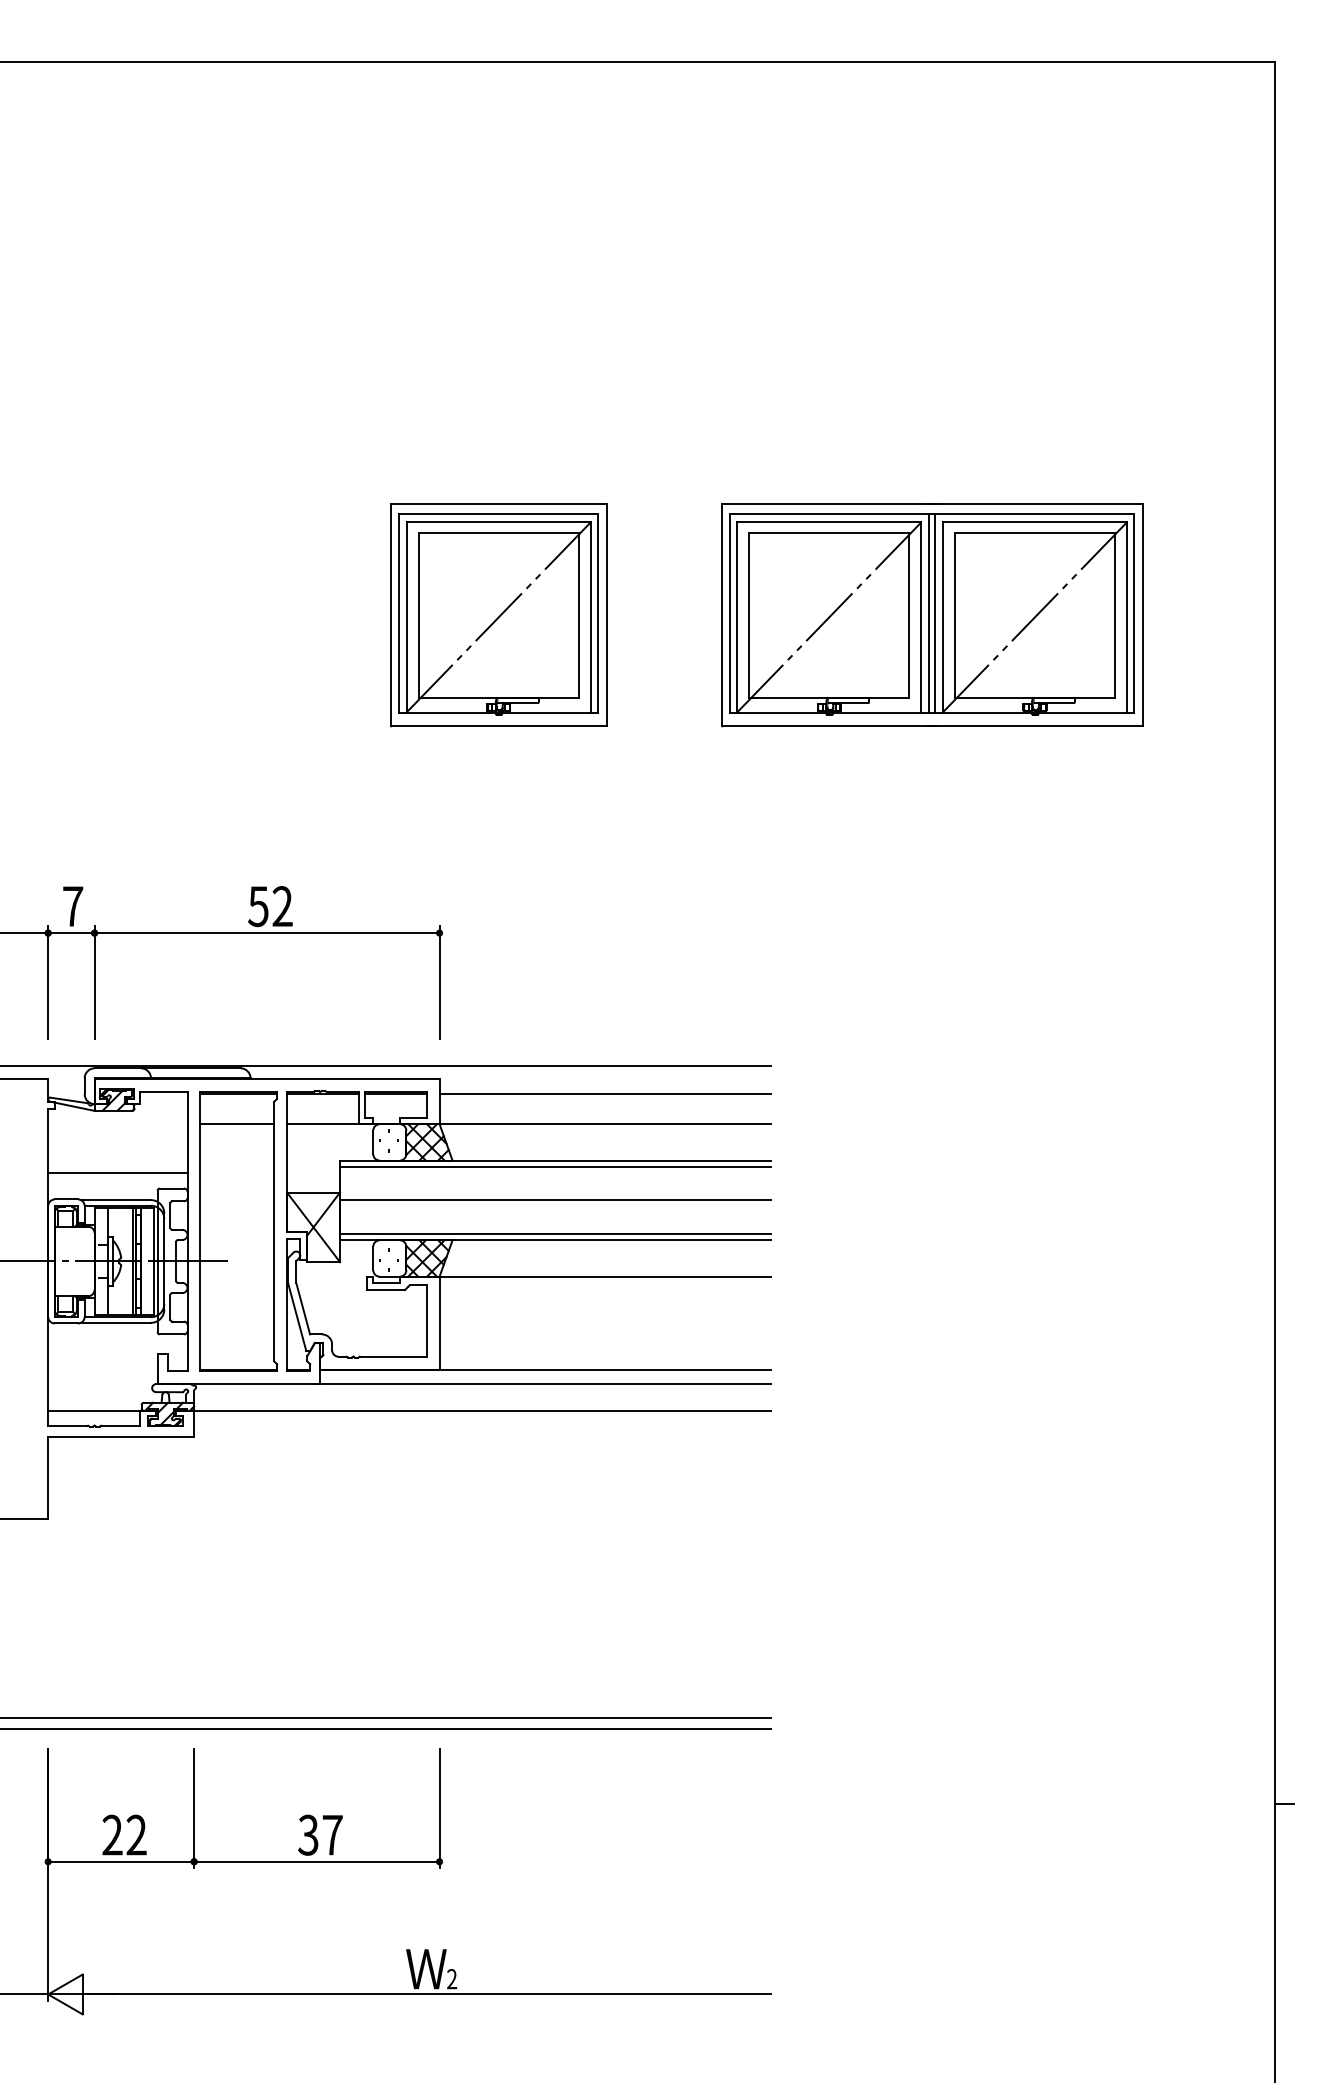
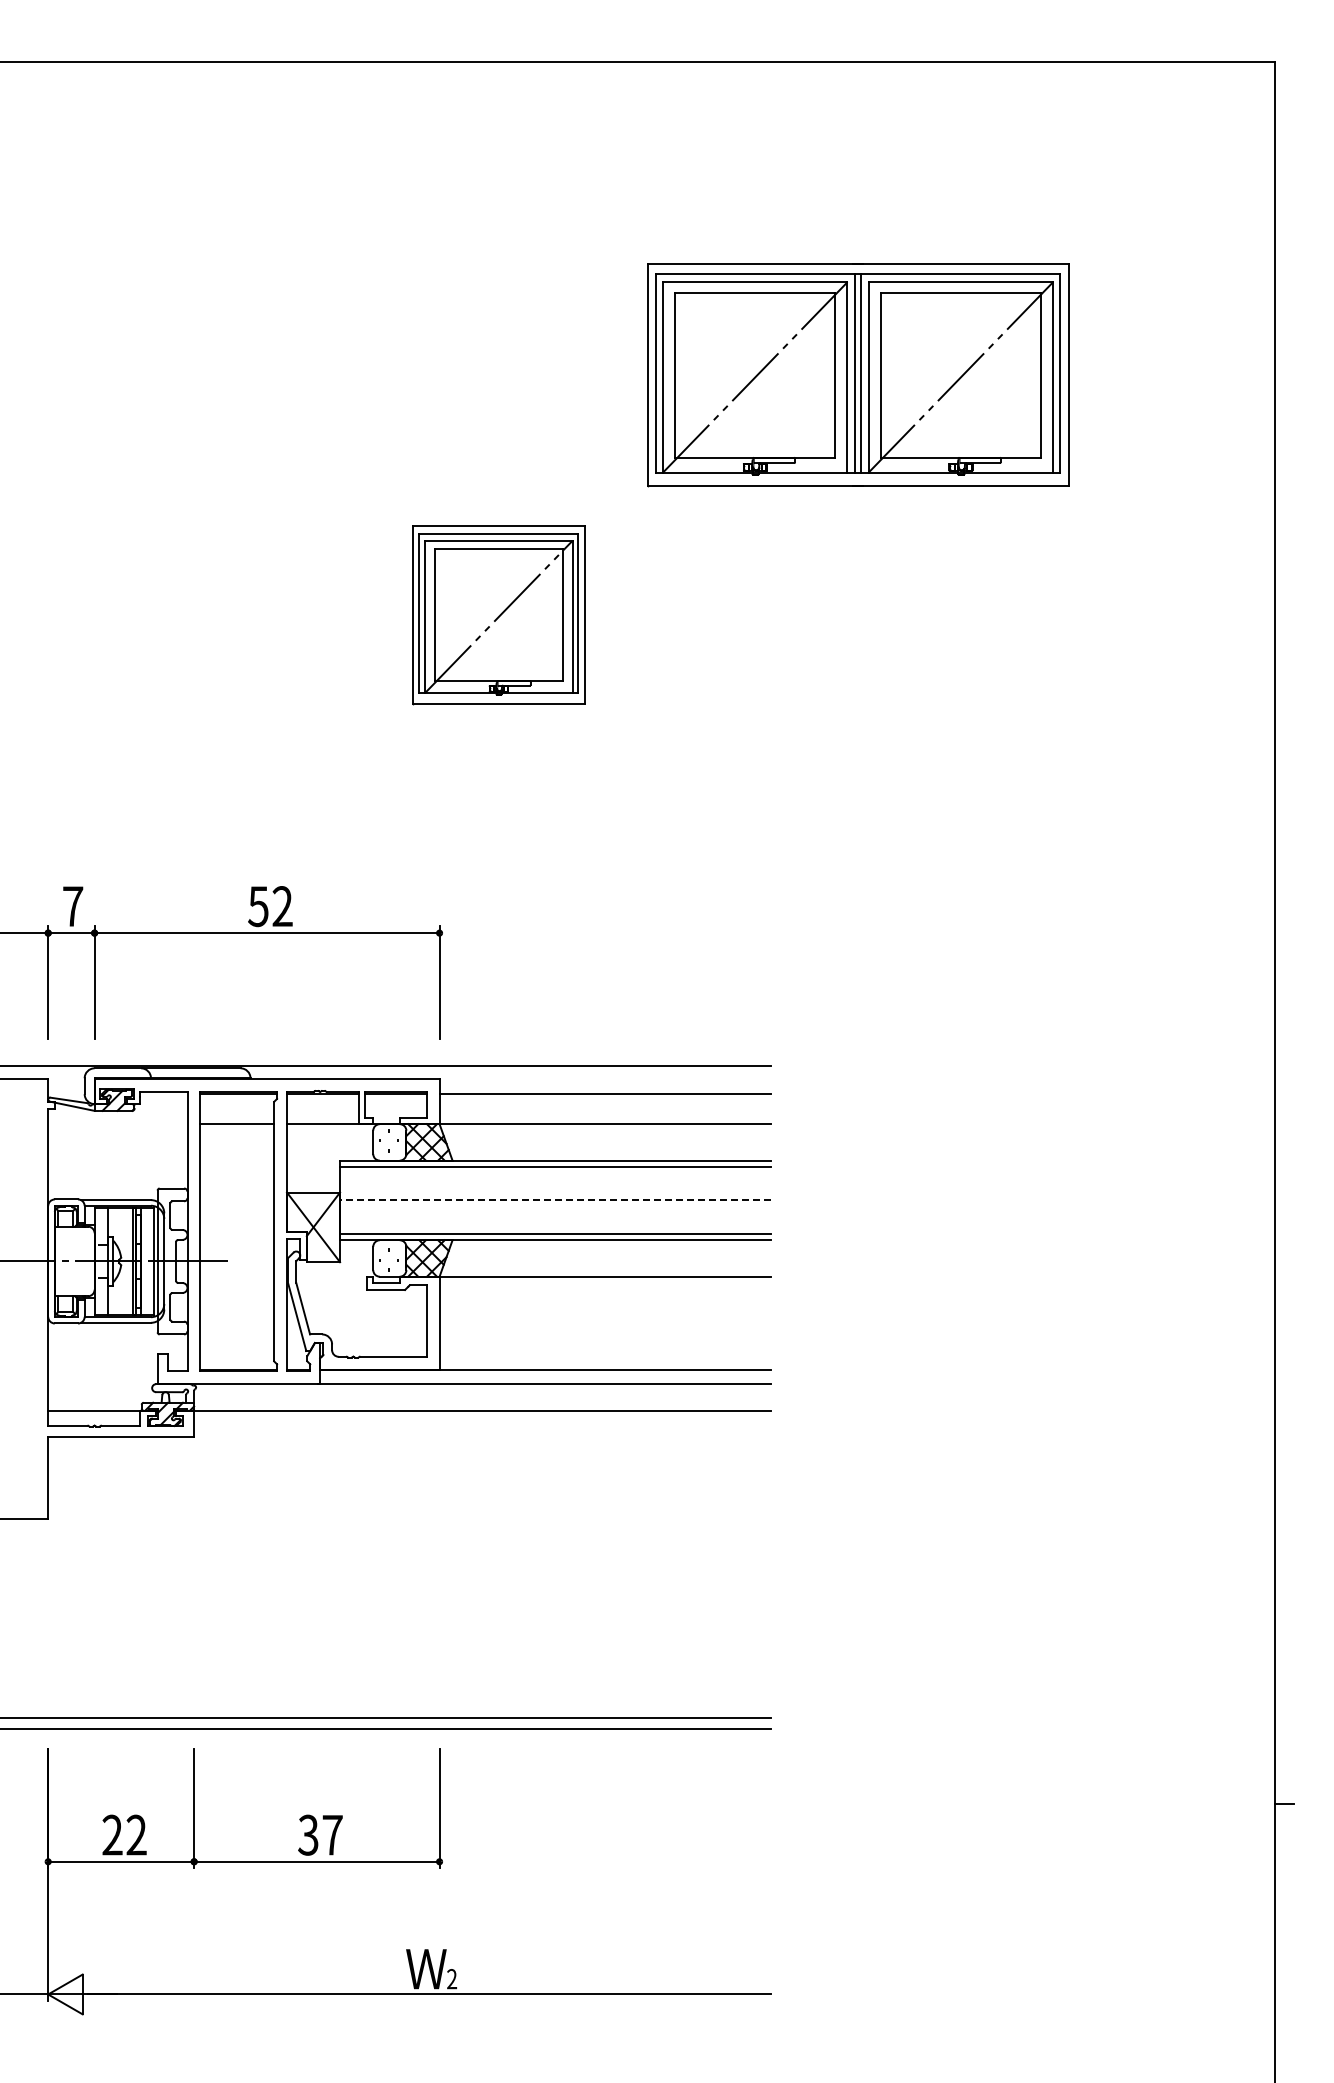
part size: 218x225 px -> 174x181 px (498, 615)
part position: (932, 615) -> (858, 375) (858, 375)
line: present -> none (117, 1173)
line: solid -> dashed (555, 1200)
